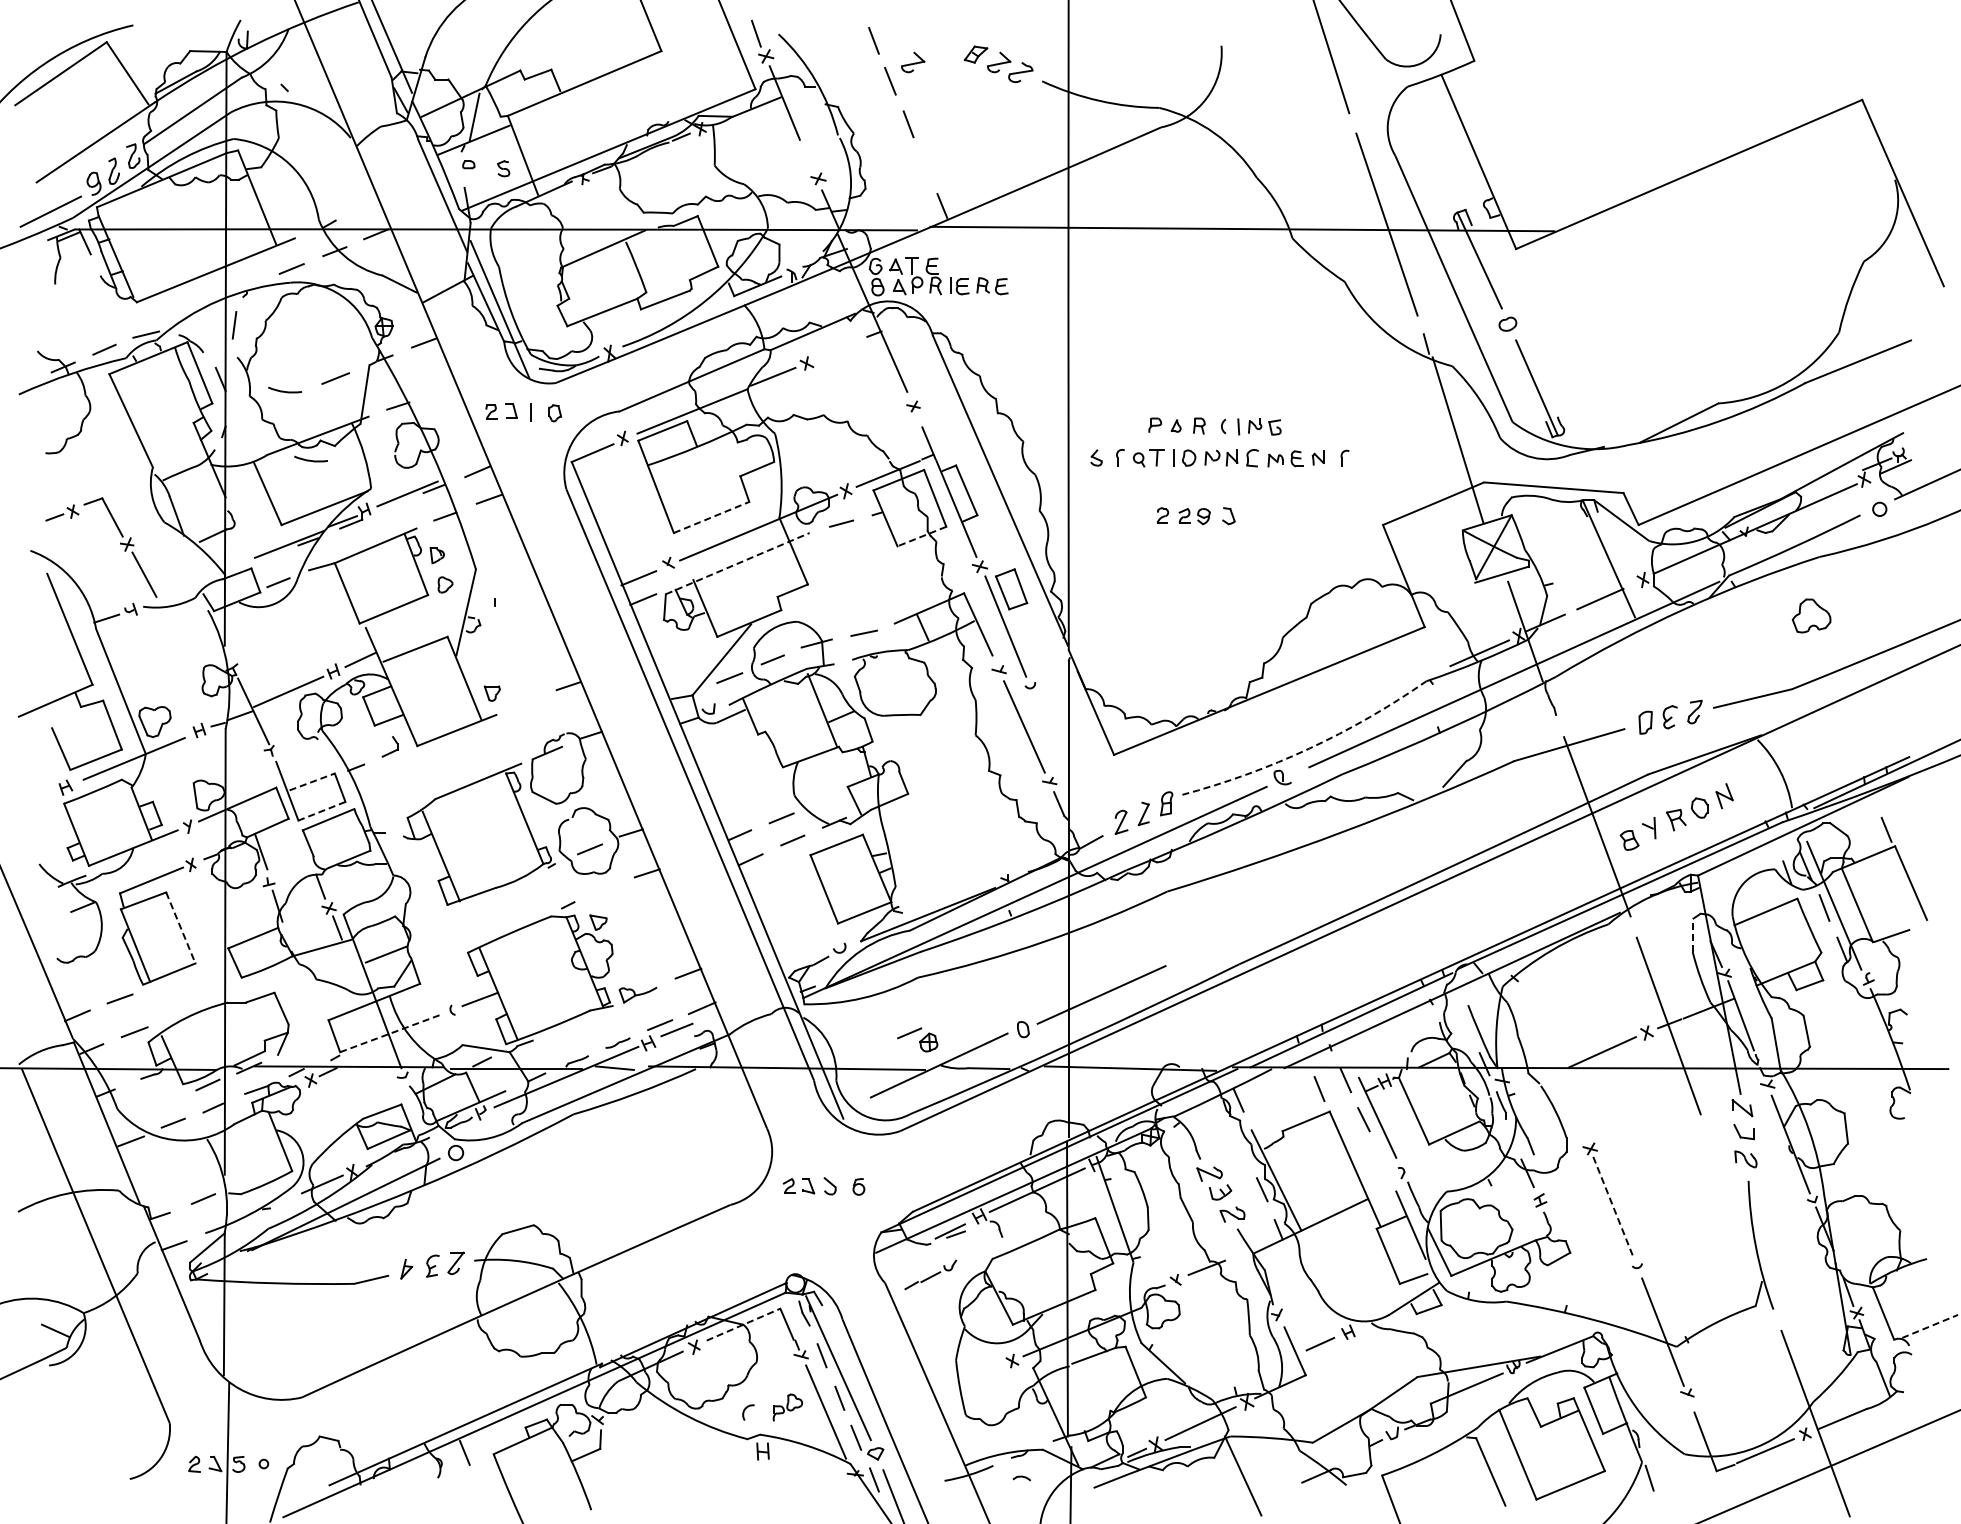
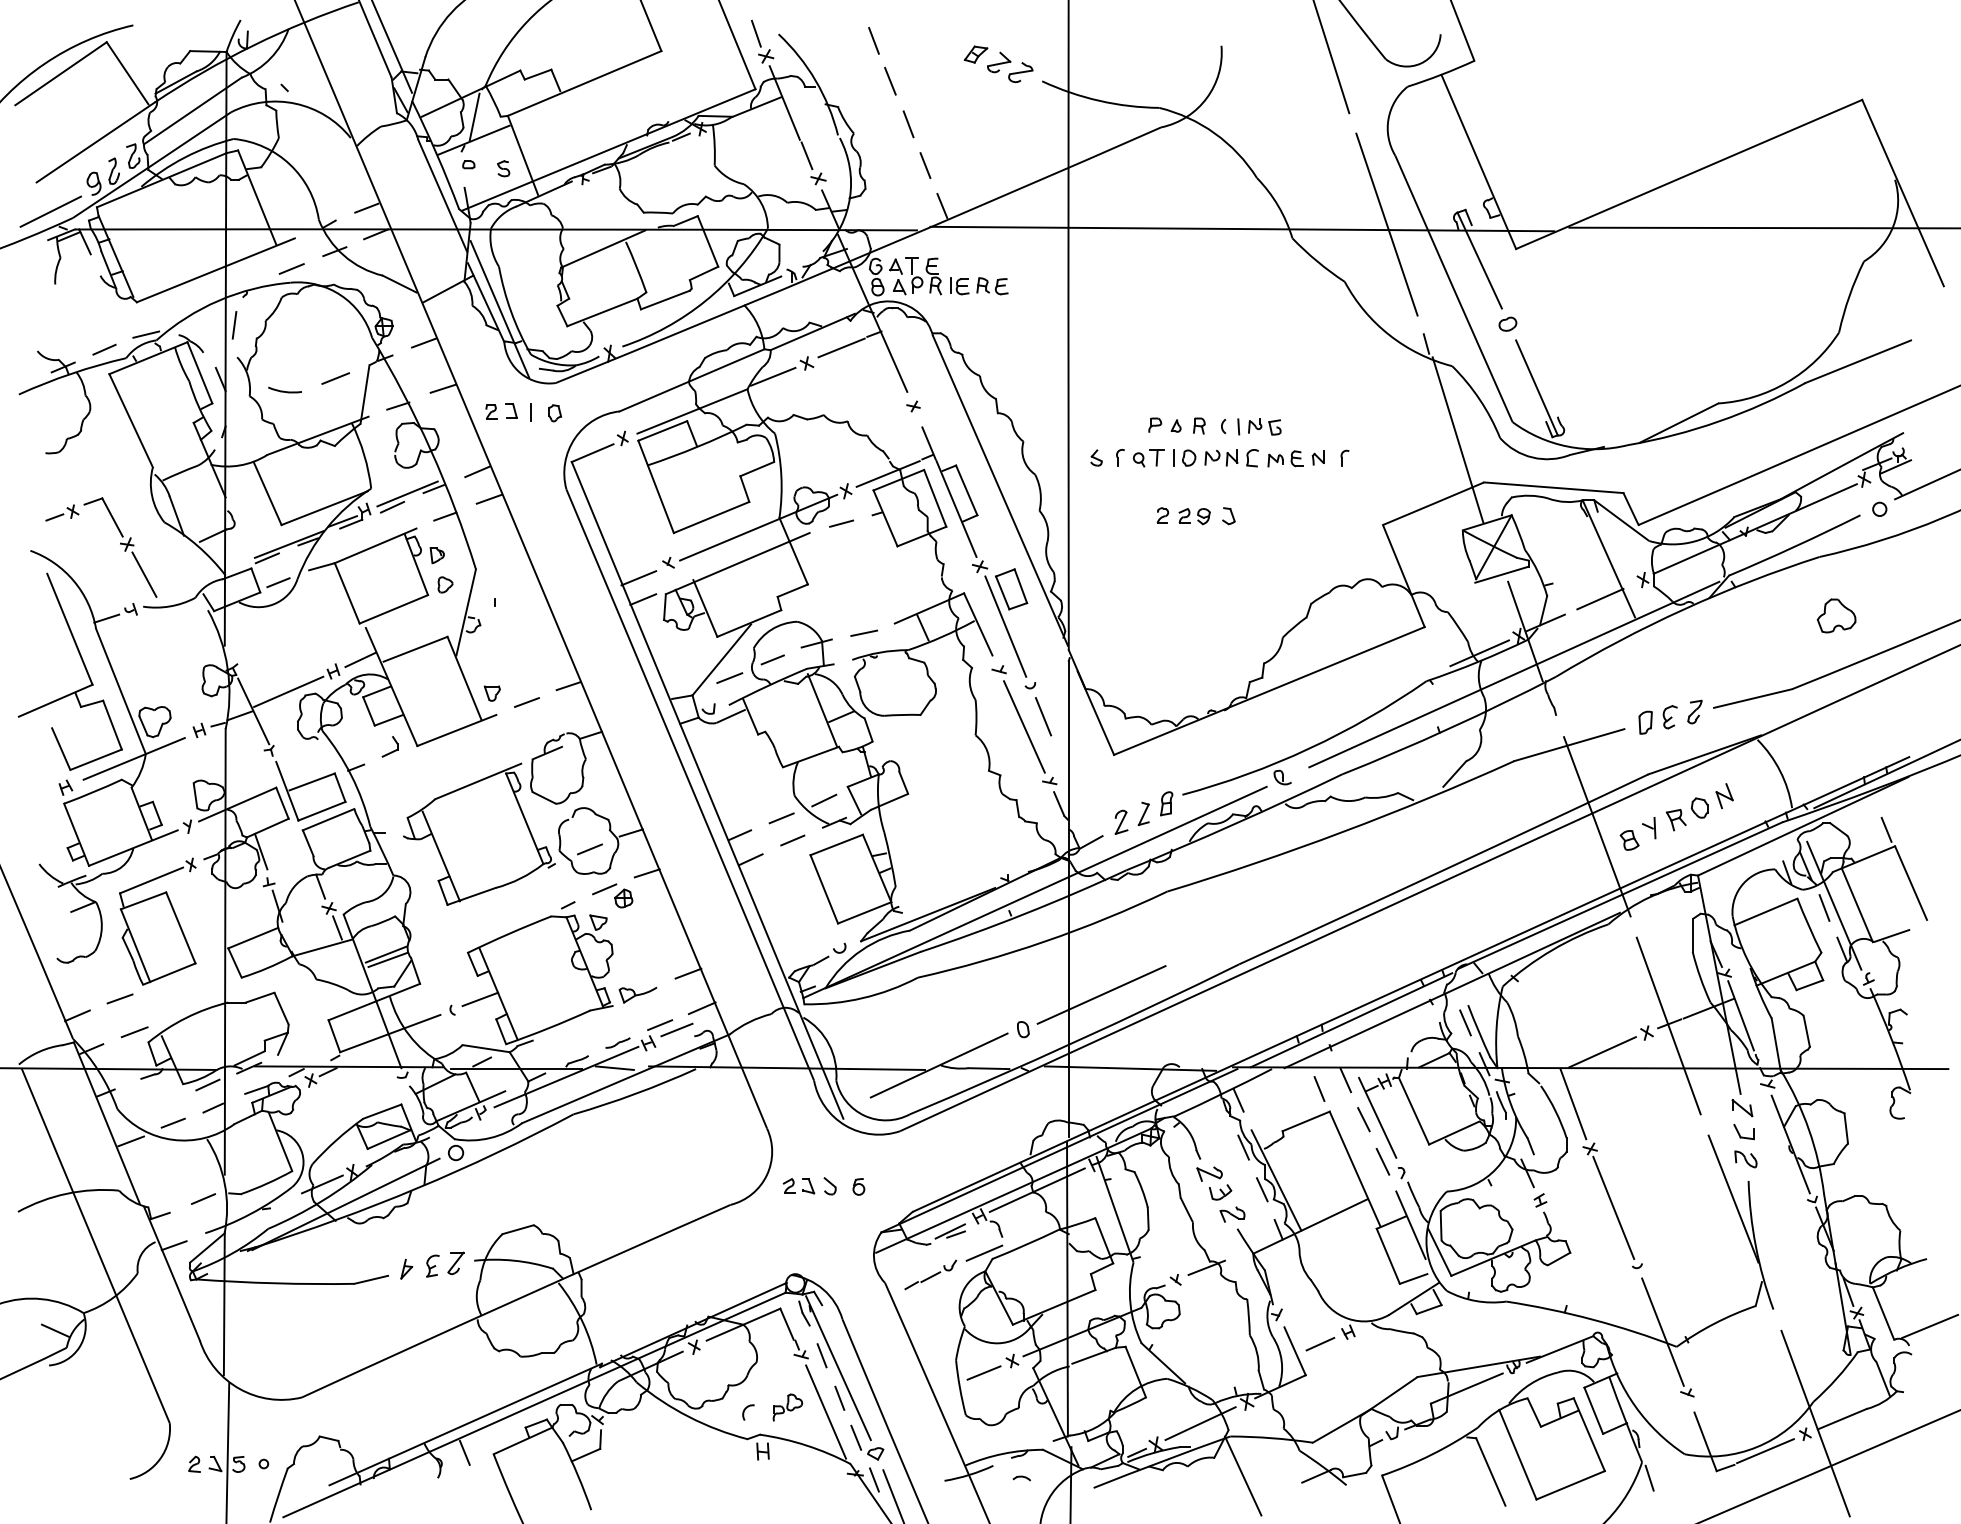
part: present -> none (913, 62)
line: none -> present (806, 155)
line: none -> present (925, 165)
line: none -> present (366, 207)
line: none -> present (1763, 227)
line: none -> present (841, 347)
line: none -> present (442, 388)
arc: present -> none (309, 459)
line: none -> present (392, 506)
line: dashed -> solid (711, 517)
line: dashed -> solid (921, 536)
line: none -> present (266, 558)
line: dashed -> solid (738, 563)
part position: (1811, 615) -> (1836, 615) (1836, 615)
line: none -> present (526, 702)
line: none -> present (1043, 716)
arc: dashed -> solid (1309, 748)
line: dashed -> solid (312, 781)
line: none -> present (824, 800)
line: dashed -> solid (321, 811)
line: dashed -> solid (181, 928)
line: dashed -> solid (1692, 935)
line: none -> present (387, 959)
line: none -> present (1465, 1022)
line: dashed -> solid (390, 1033)
part position: (917, 1039) -> (612, 895) (612, 895)
line: none -> present (1573, 1104)
line: none -> present (1243, 1147)
line: none -> present (1382, 1161)
line: none -> present (1733, 1198)
line: dashed -> solid (1613, 1207)
line: none -> present (984, 1252)
line: dashed -> solid (743, 1324)
line: dashed -> solid (1930, 1326)
line: none -> present (983, 1372)
